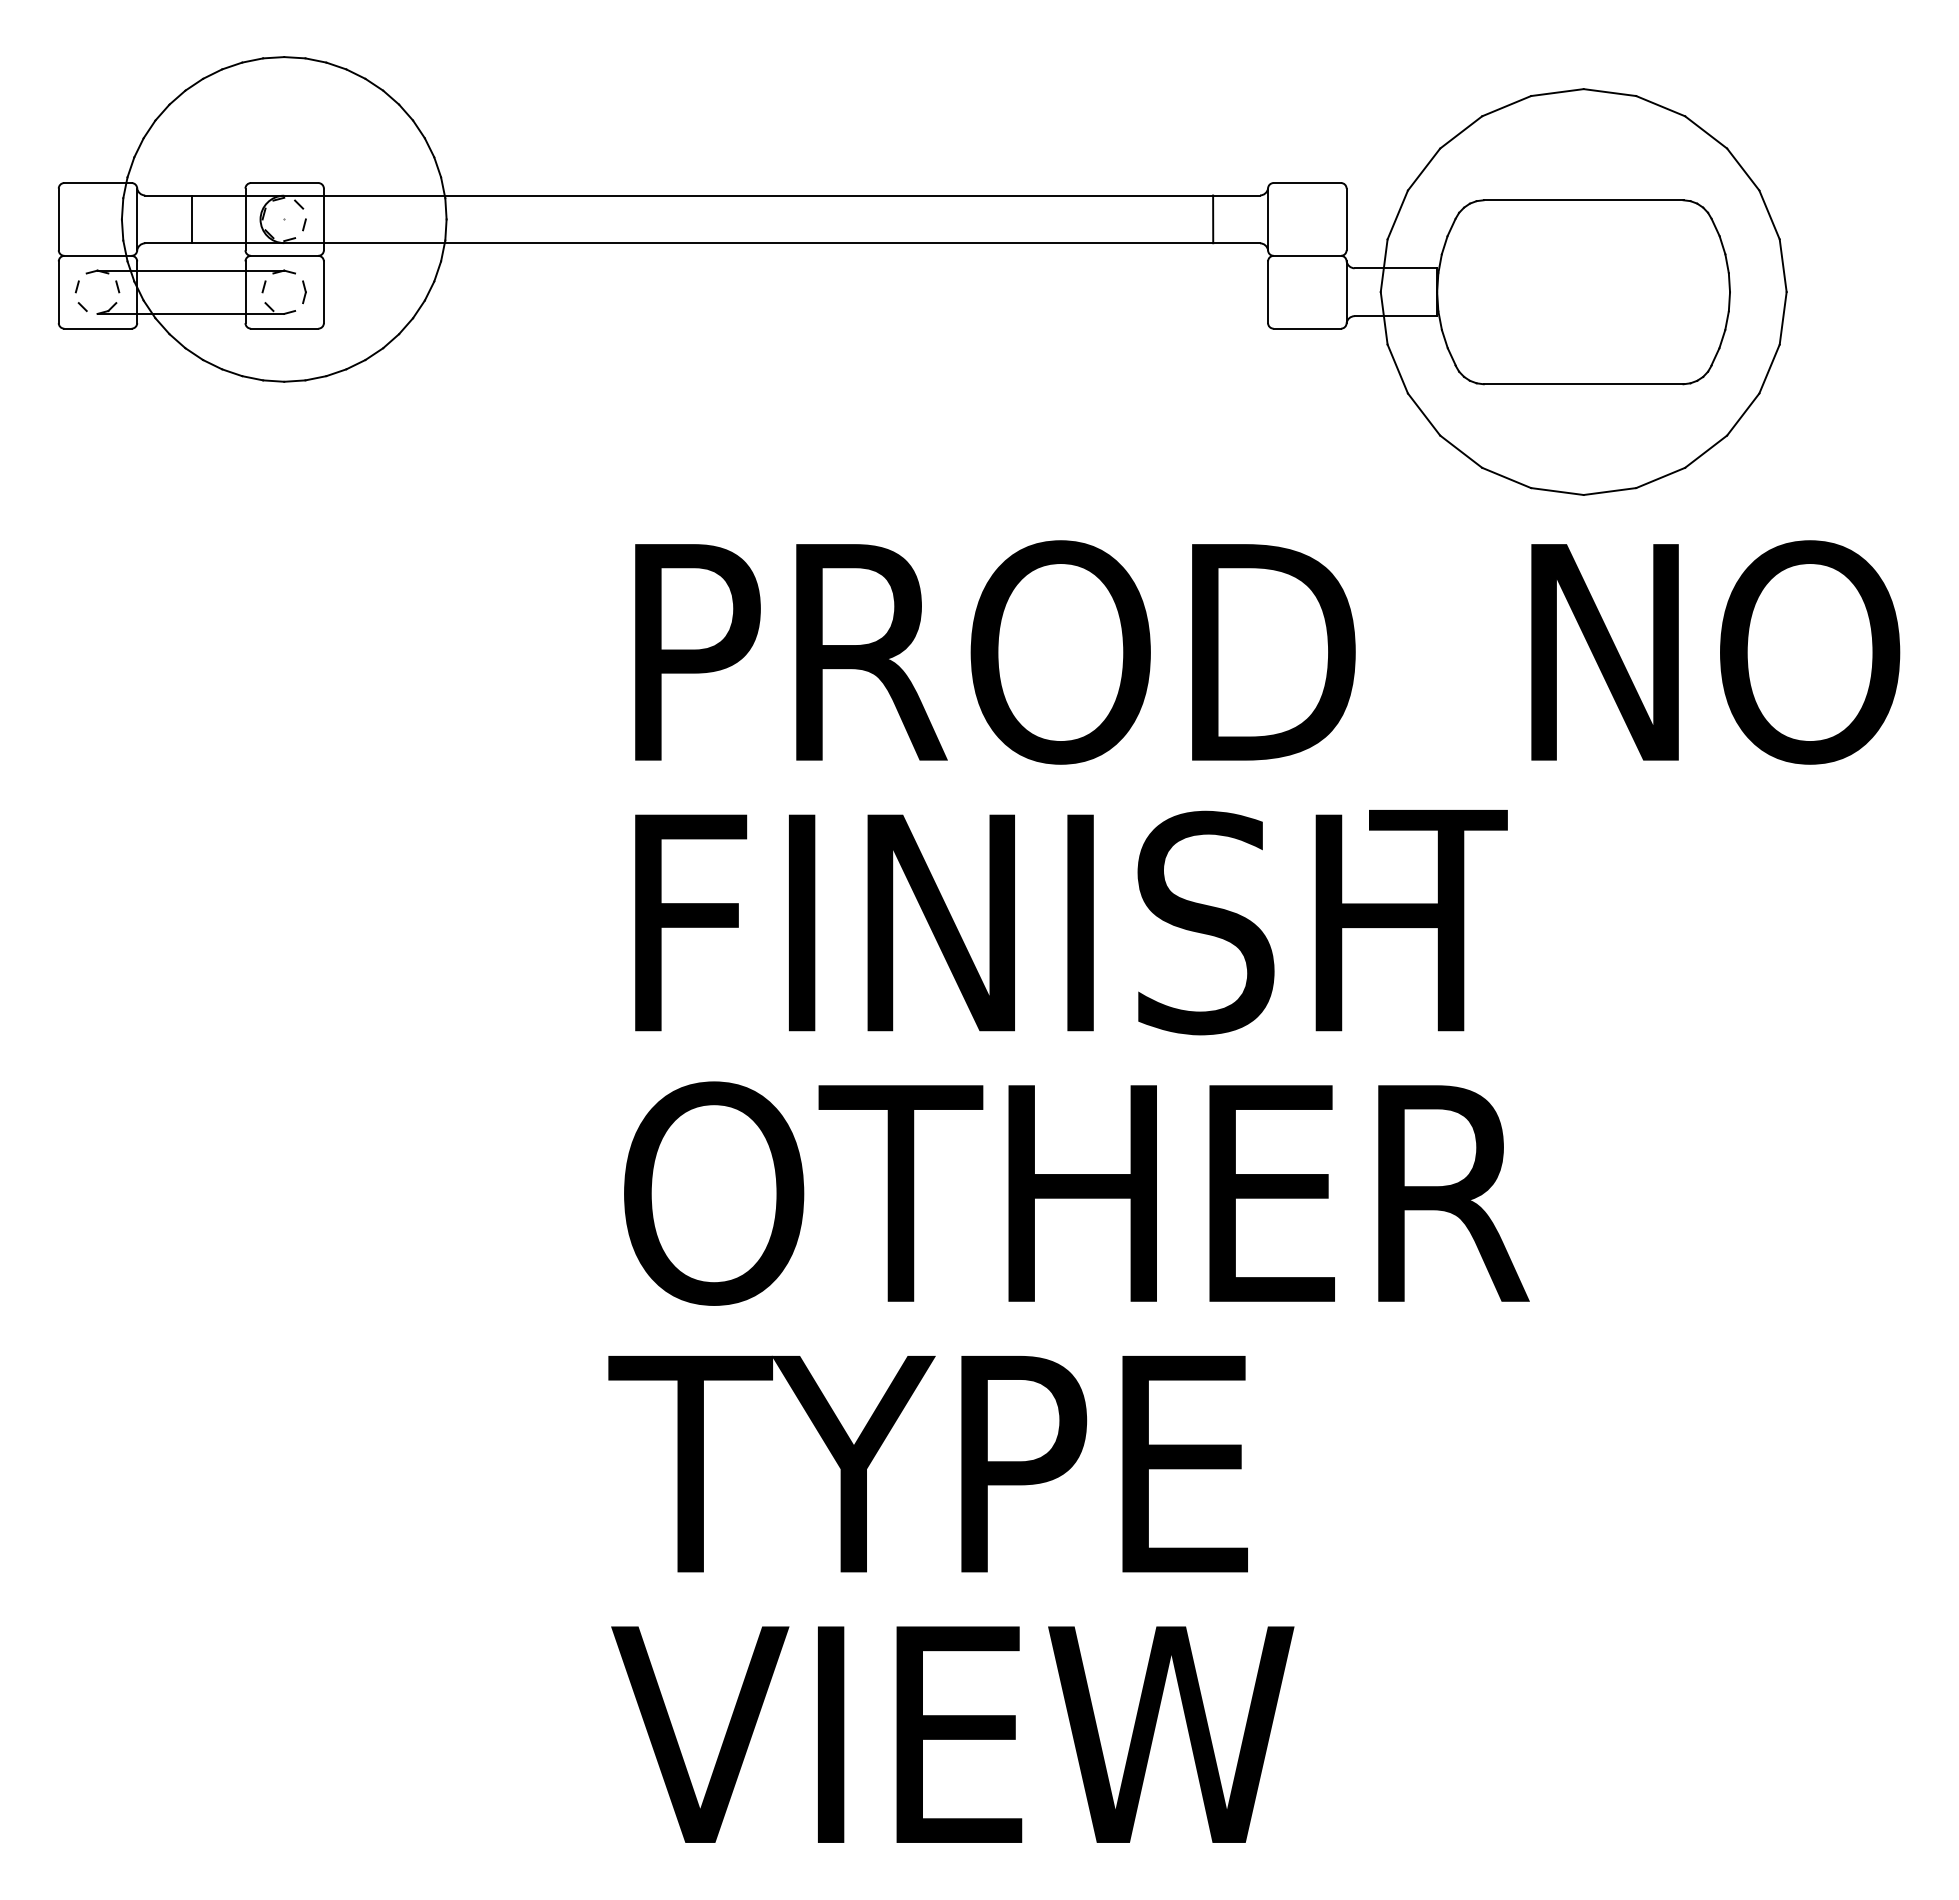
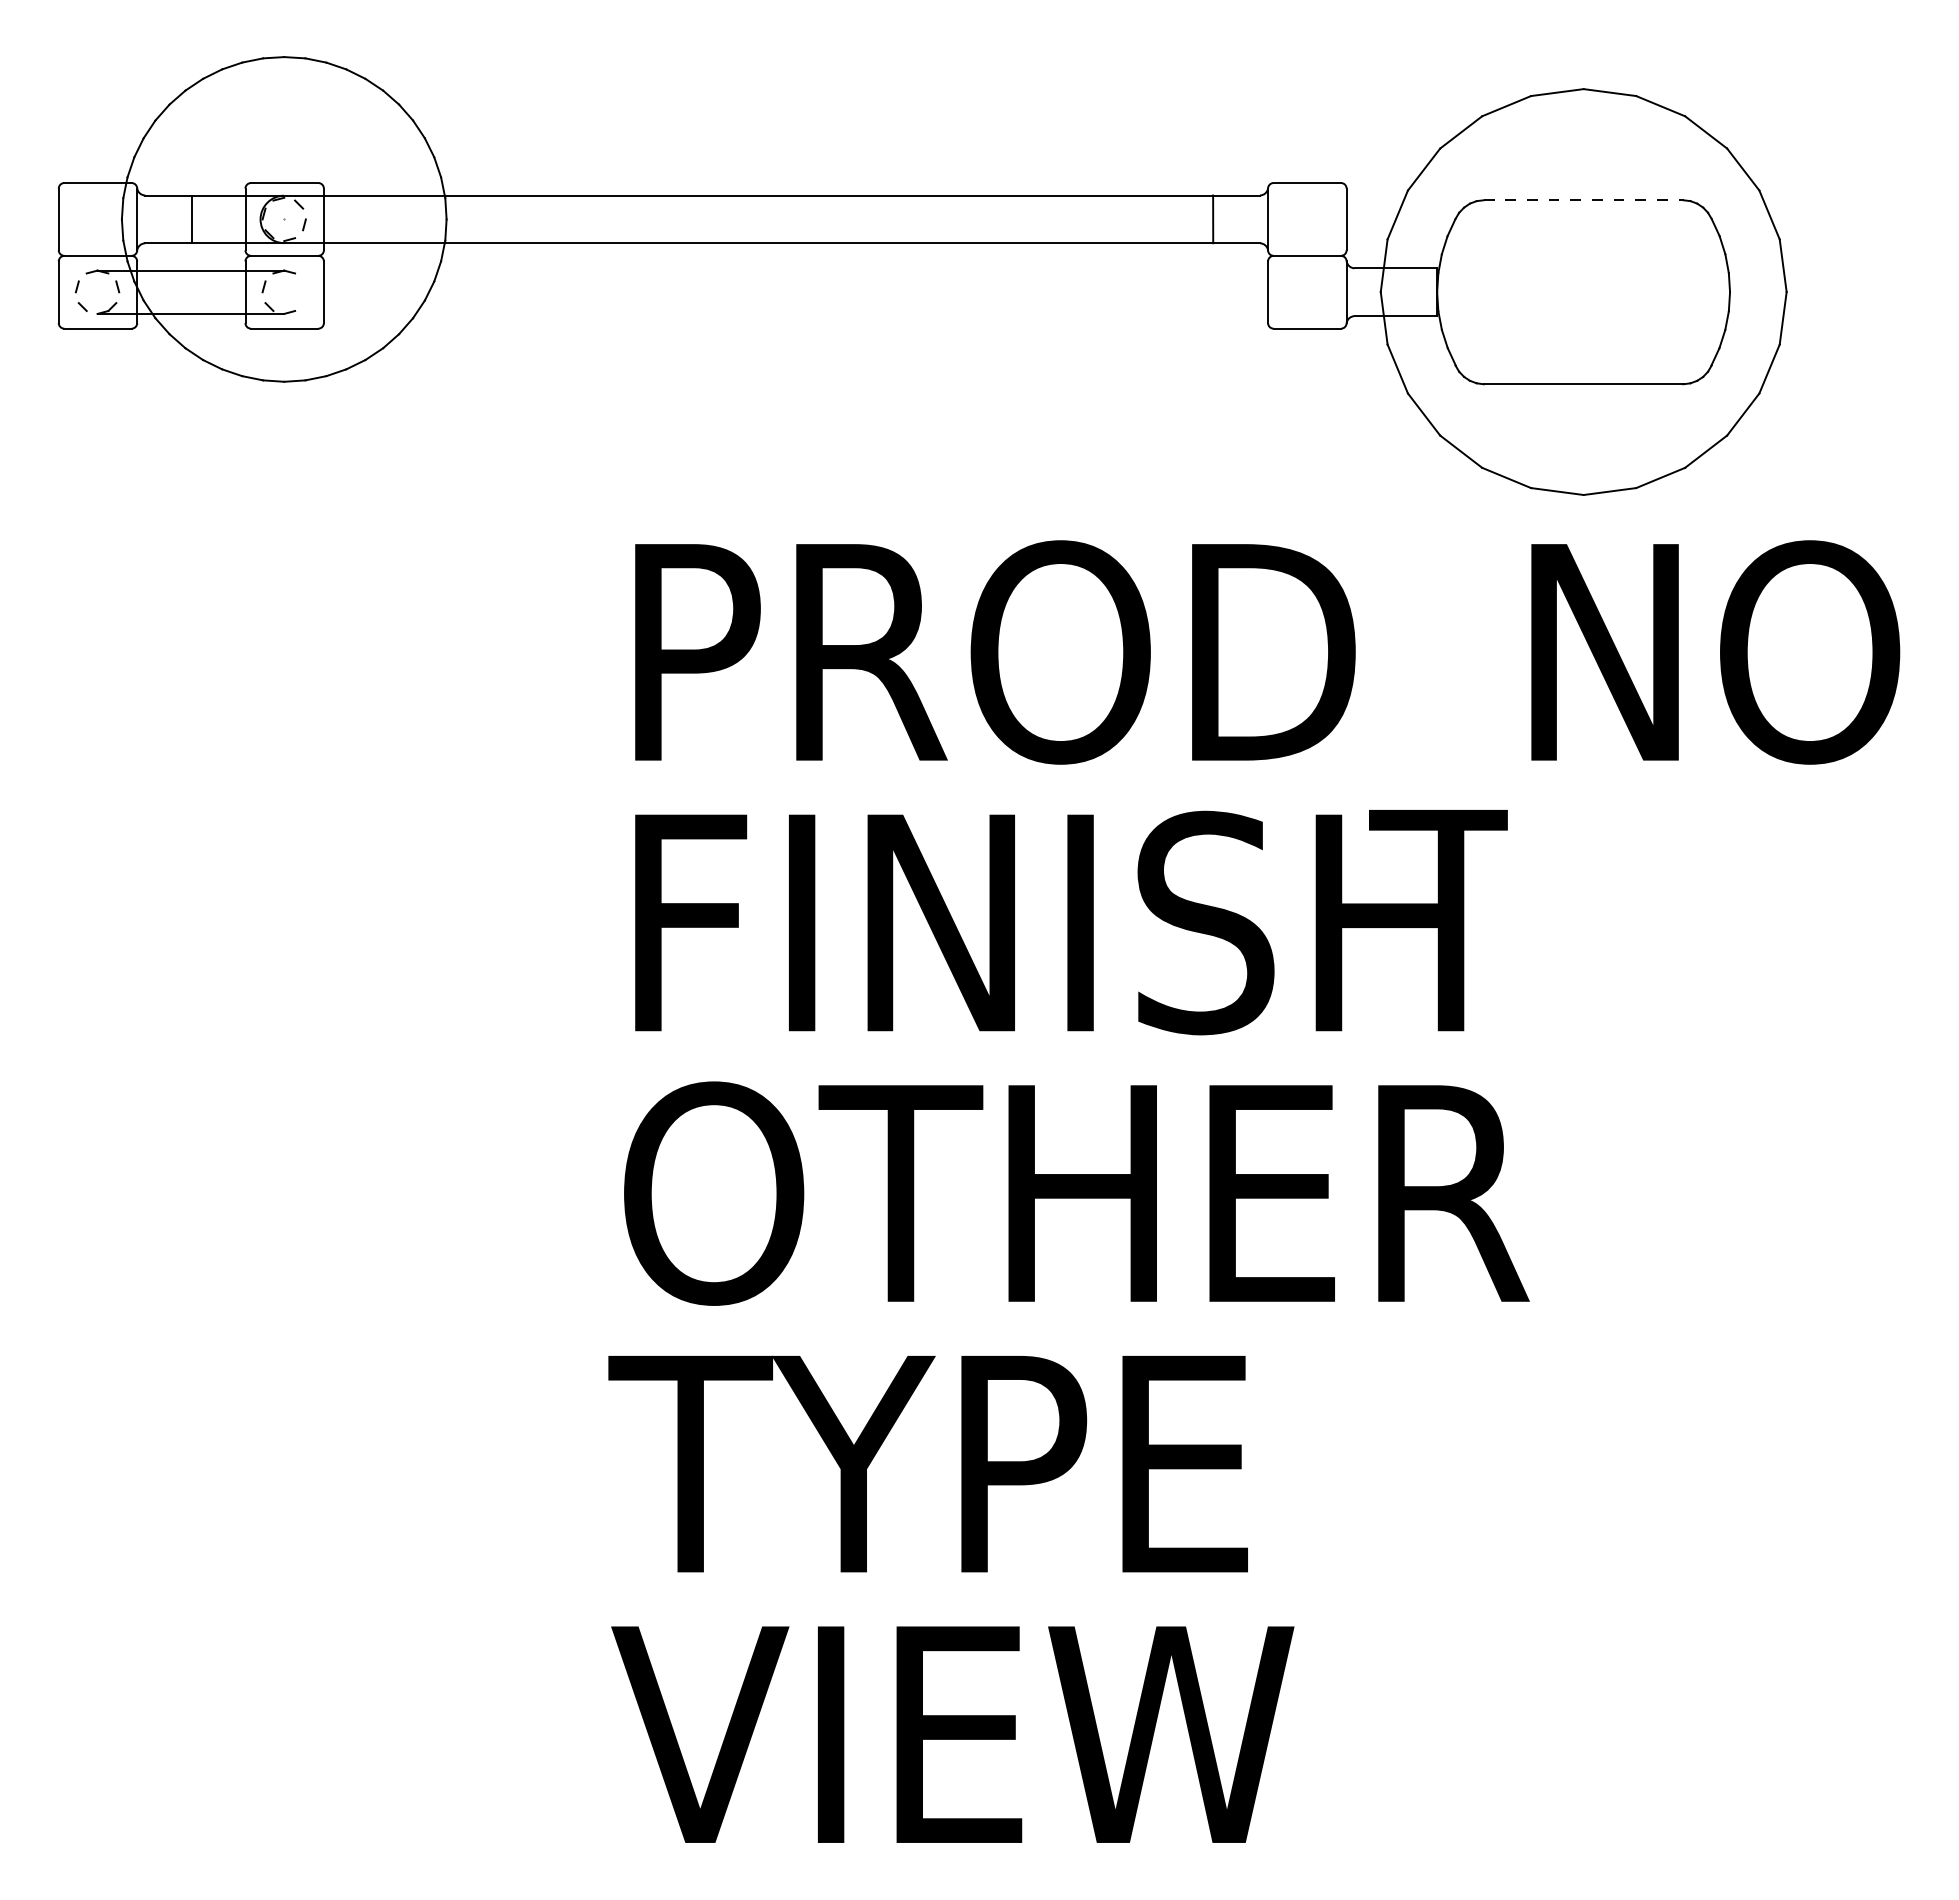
line: solid -> dashed (1583, 200)
part: present -> none (304, 292)
